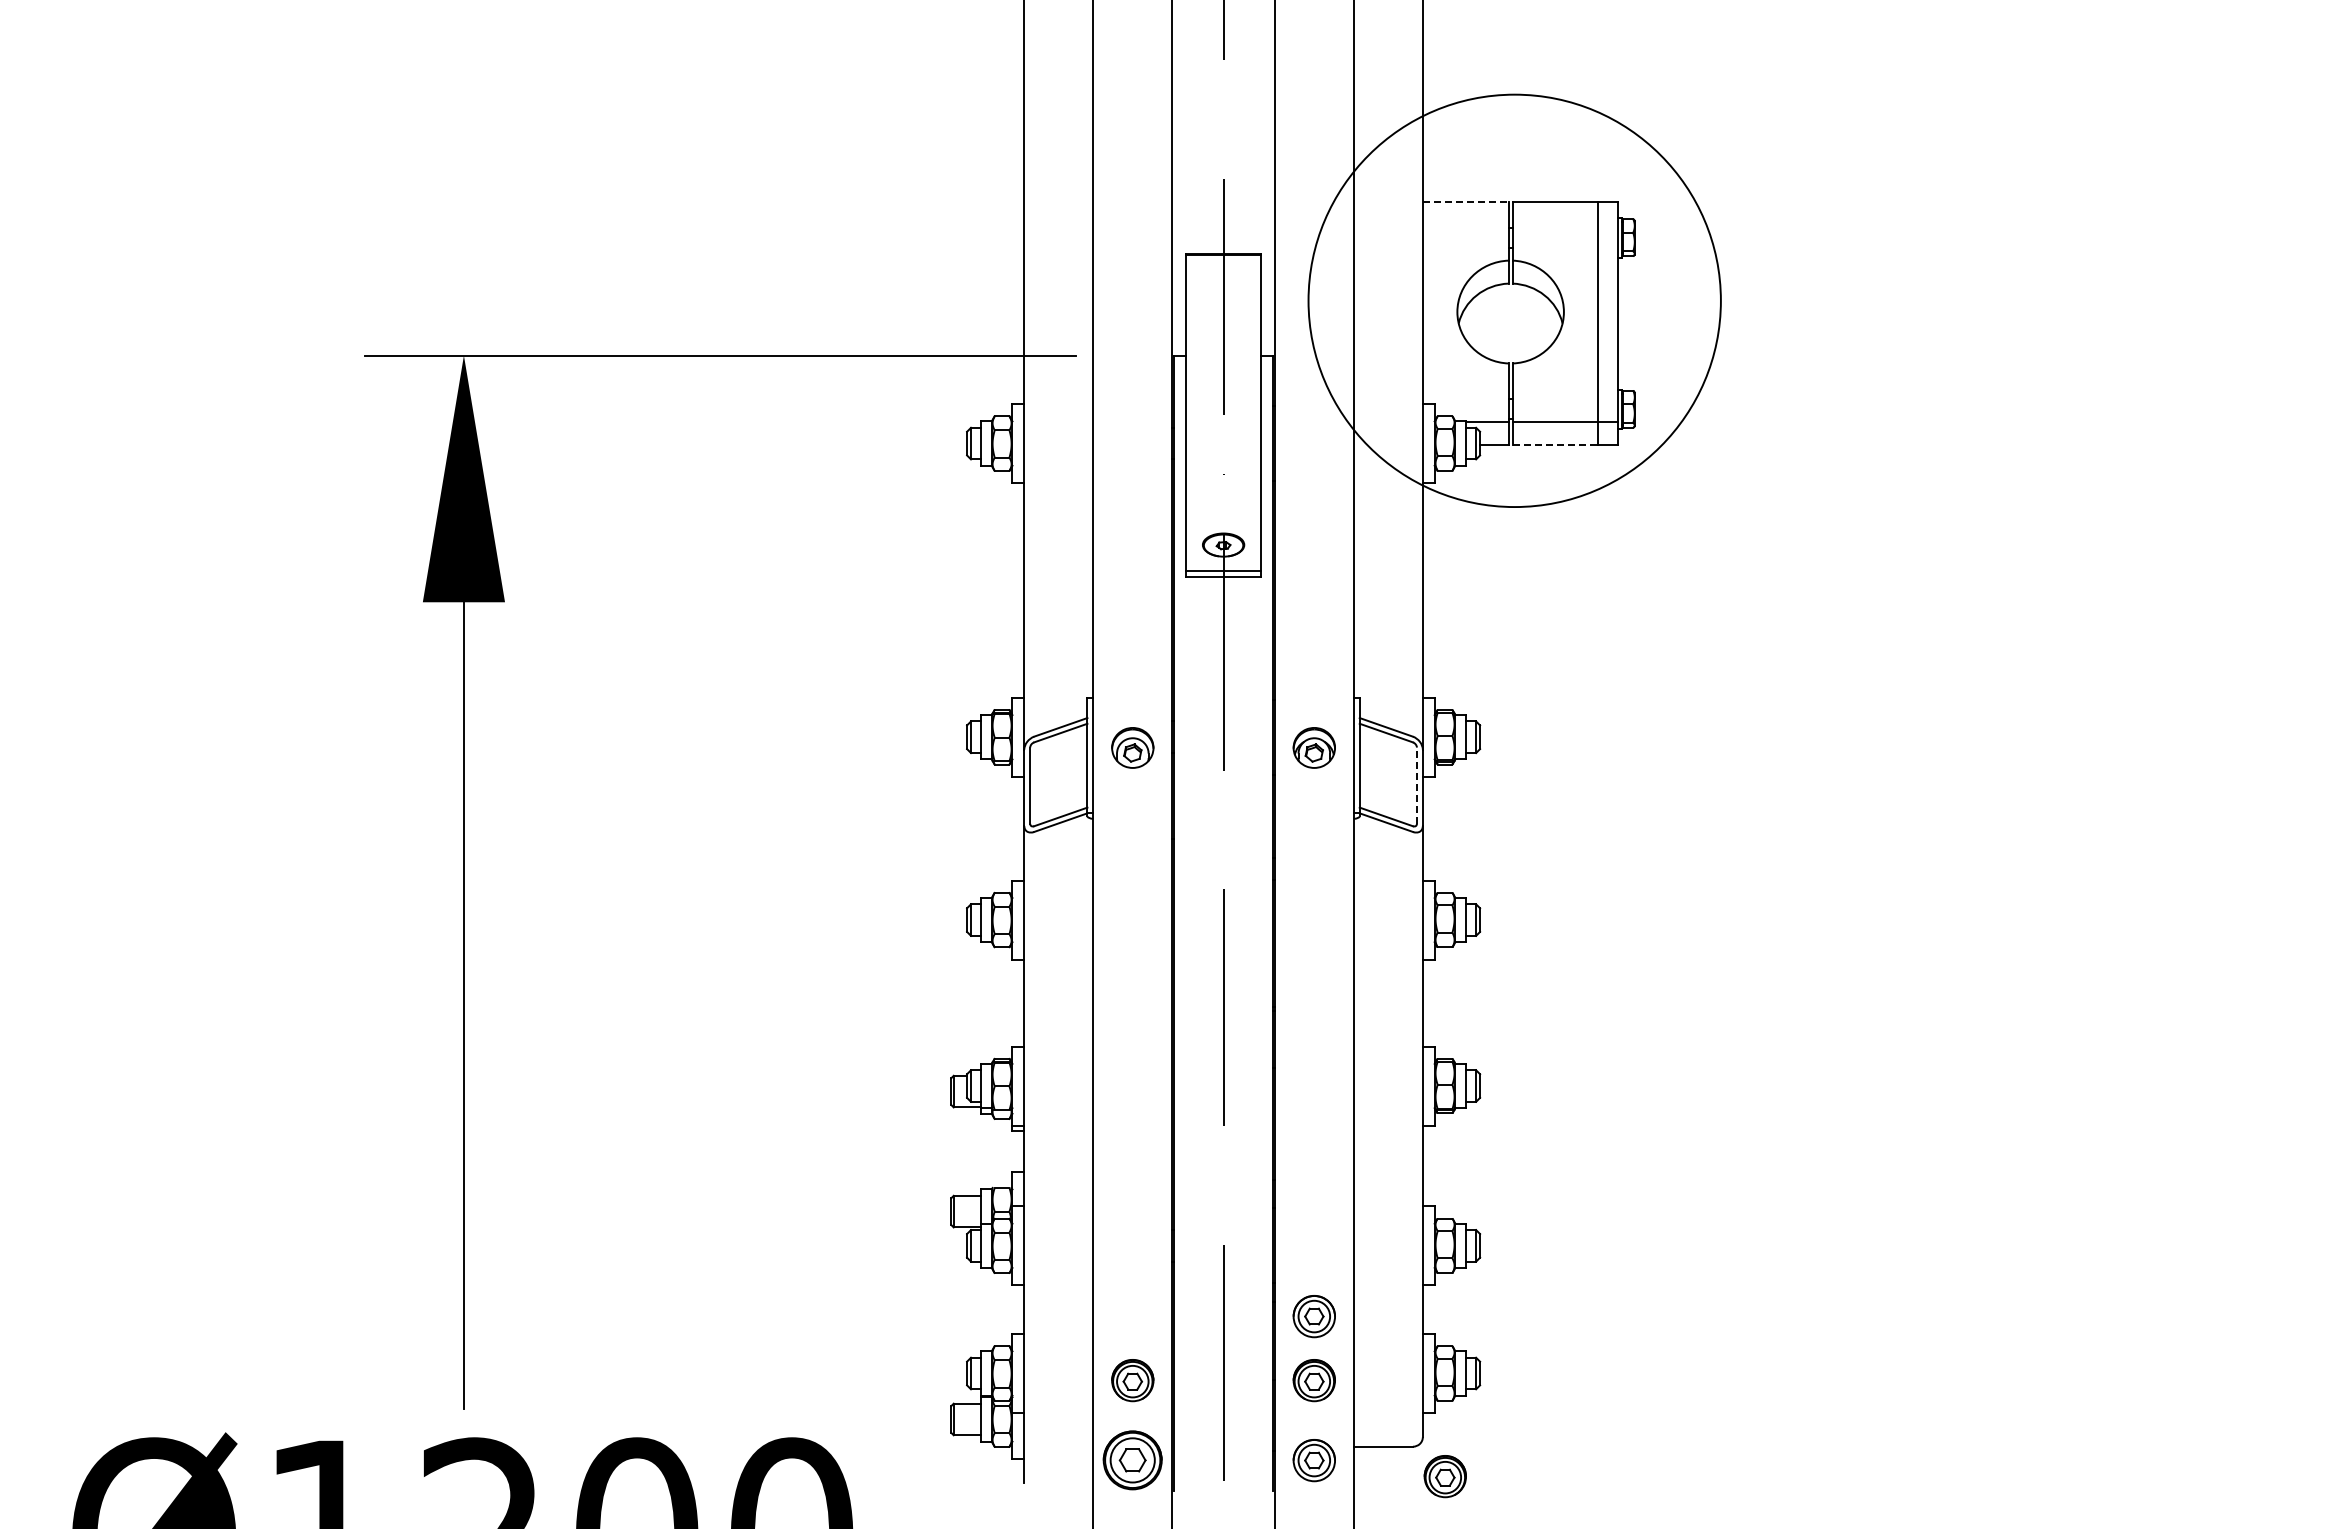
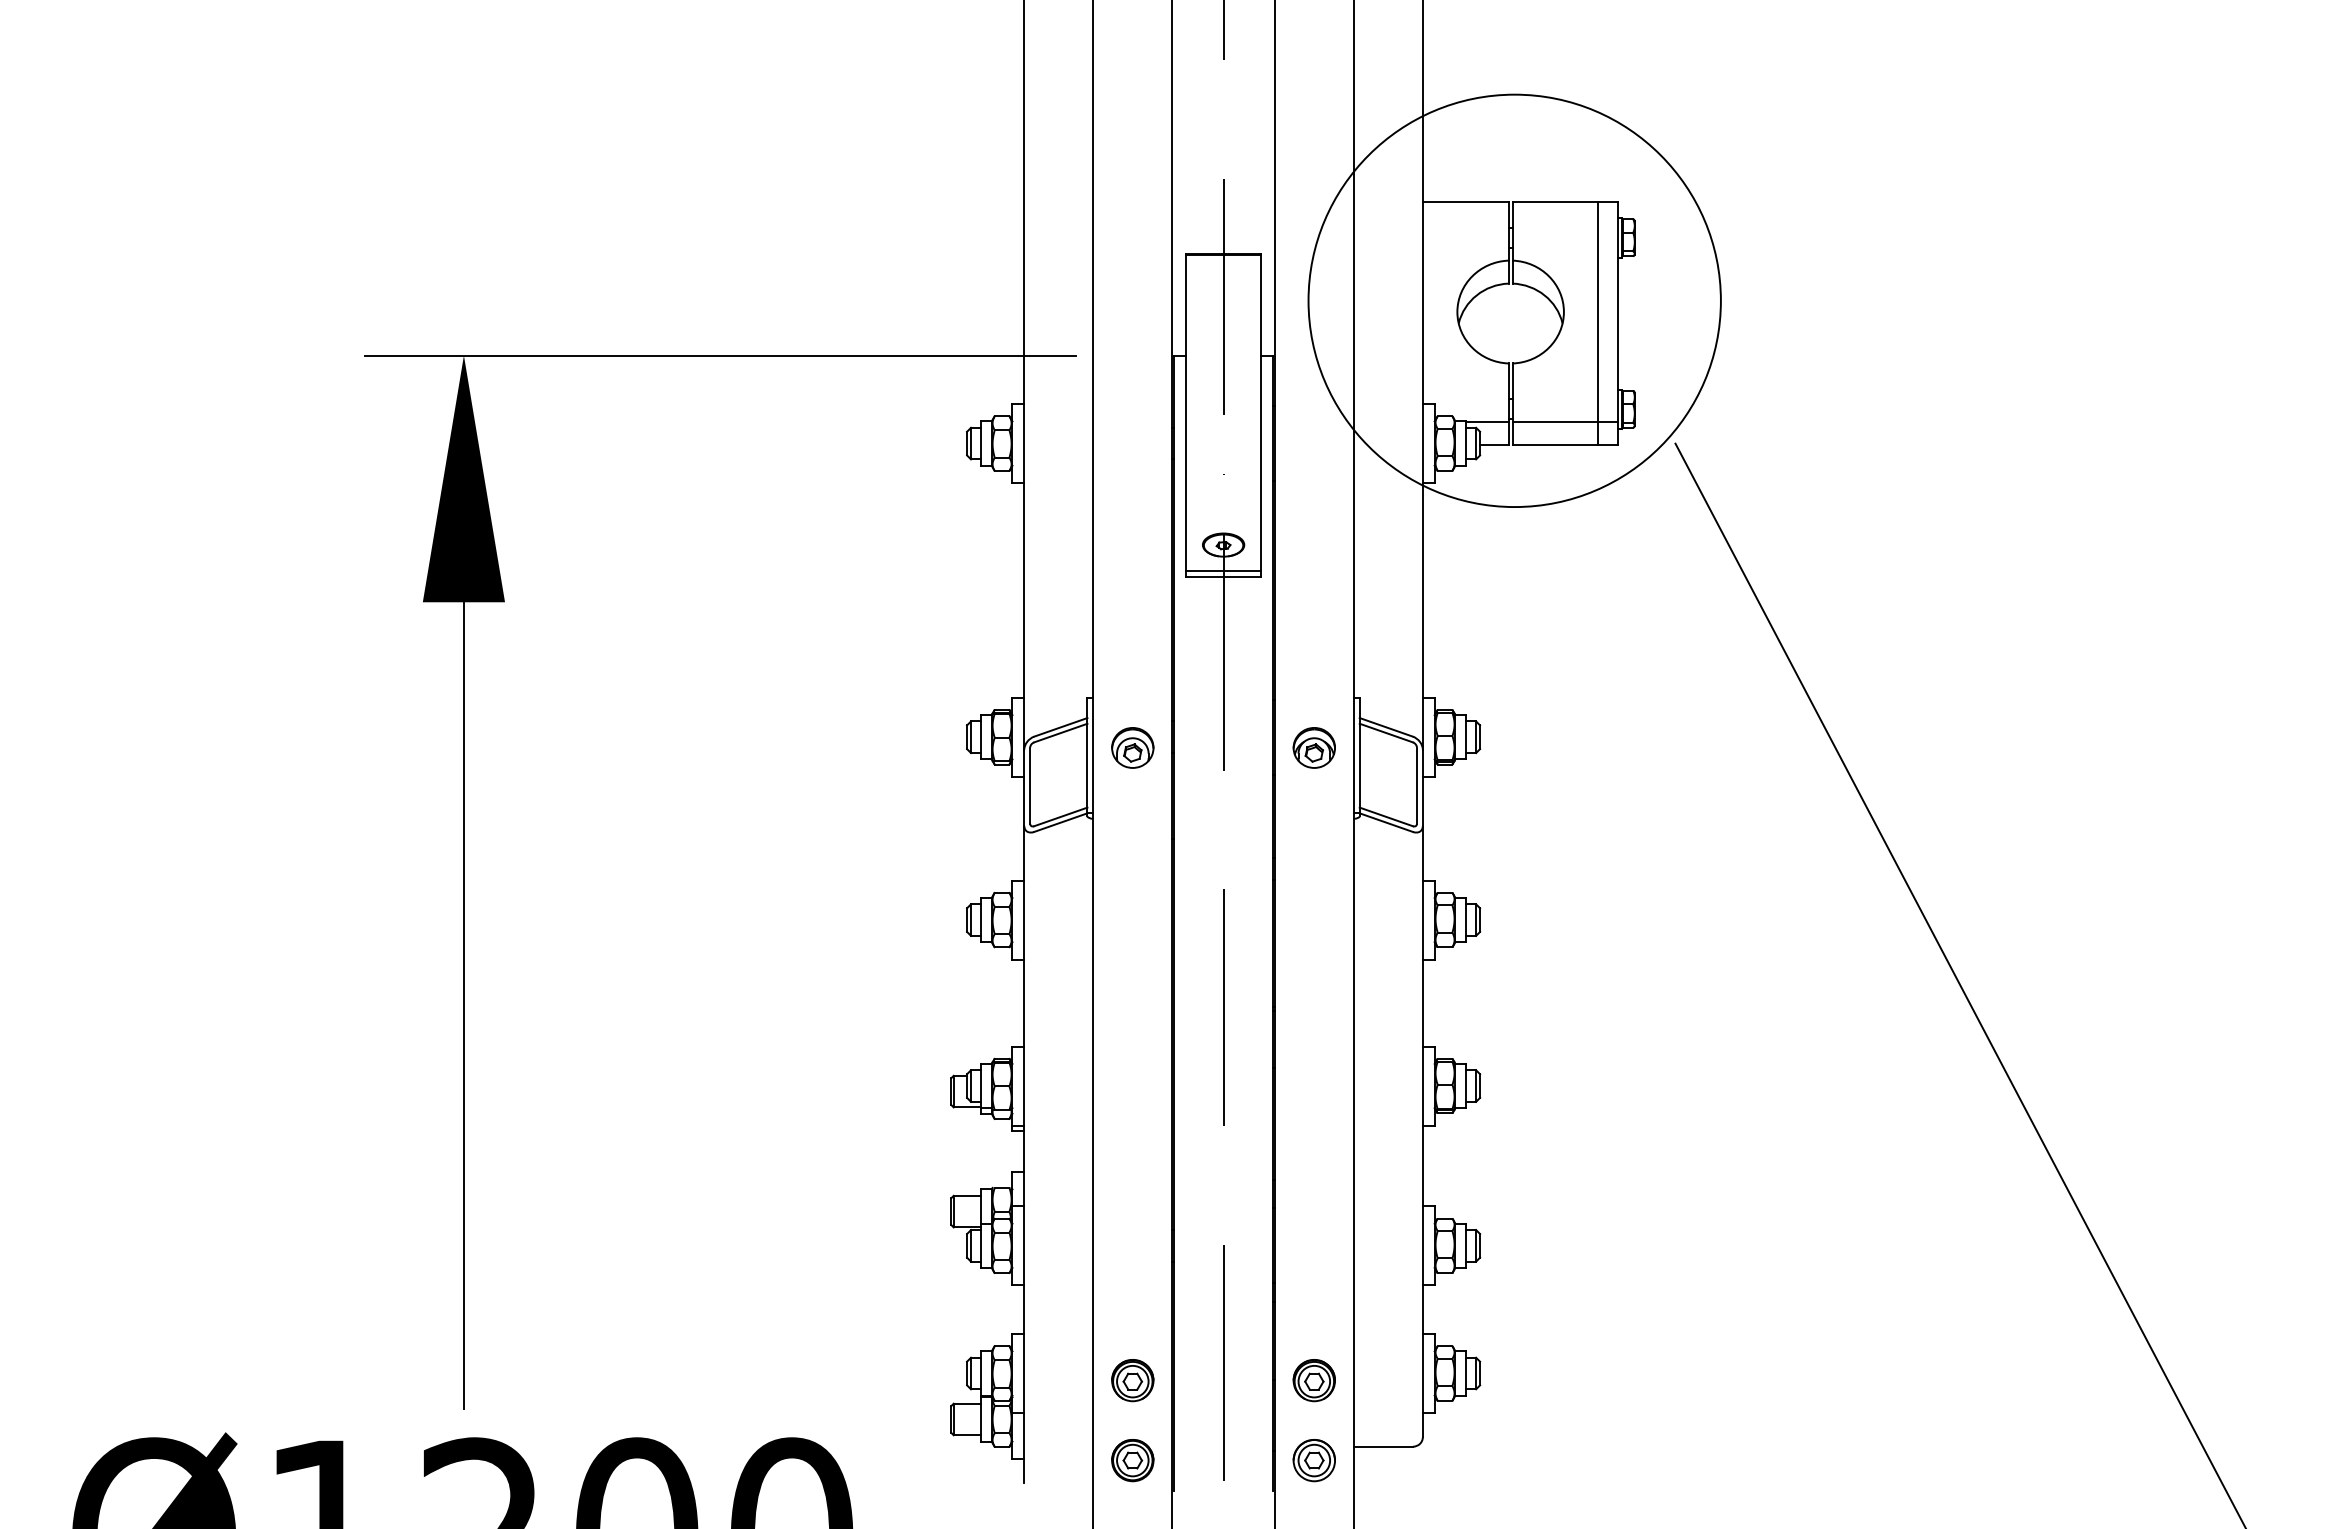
line: dashed -> solid (1465, 202)
line: dashed -> solid (1555, 444)
line: dashed -> solid (1416, 785)
line: none -> present (1959, 984)
part: present -> none (1313, 1316)
part size: 61x61 px -> 44x44 px (1132, 1460)
part: present -> none (1444, 1476)
